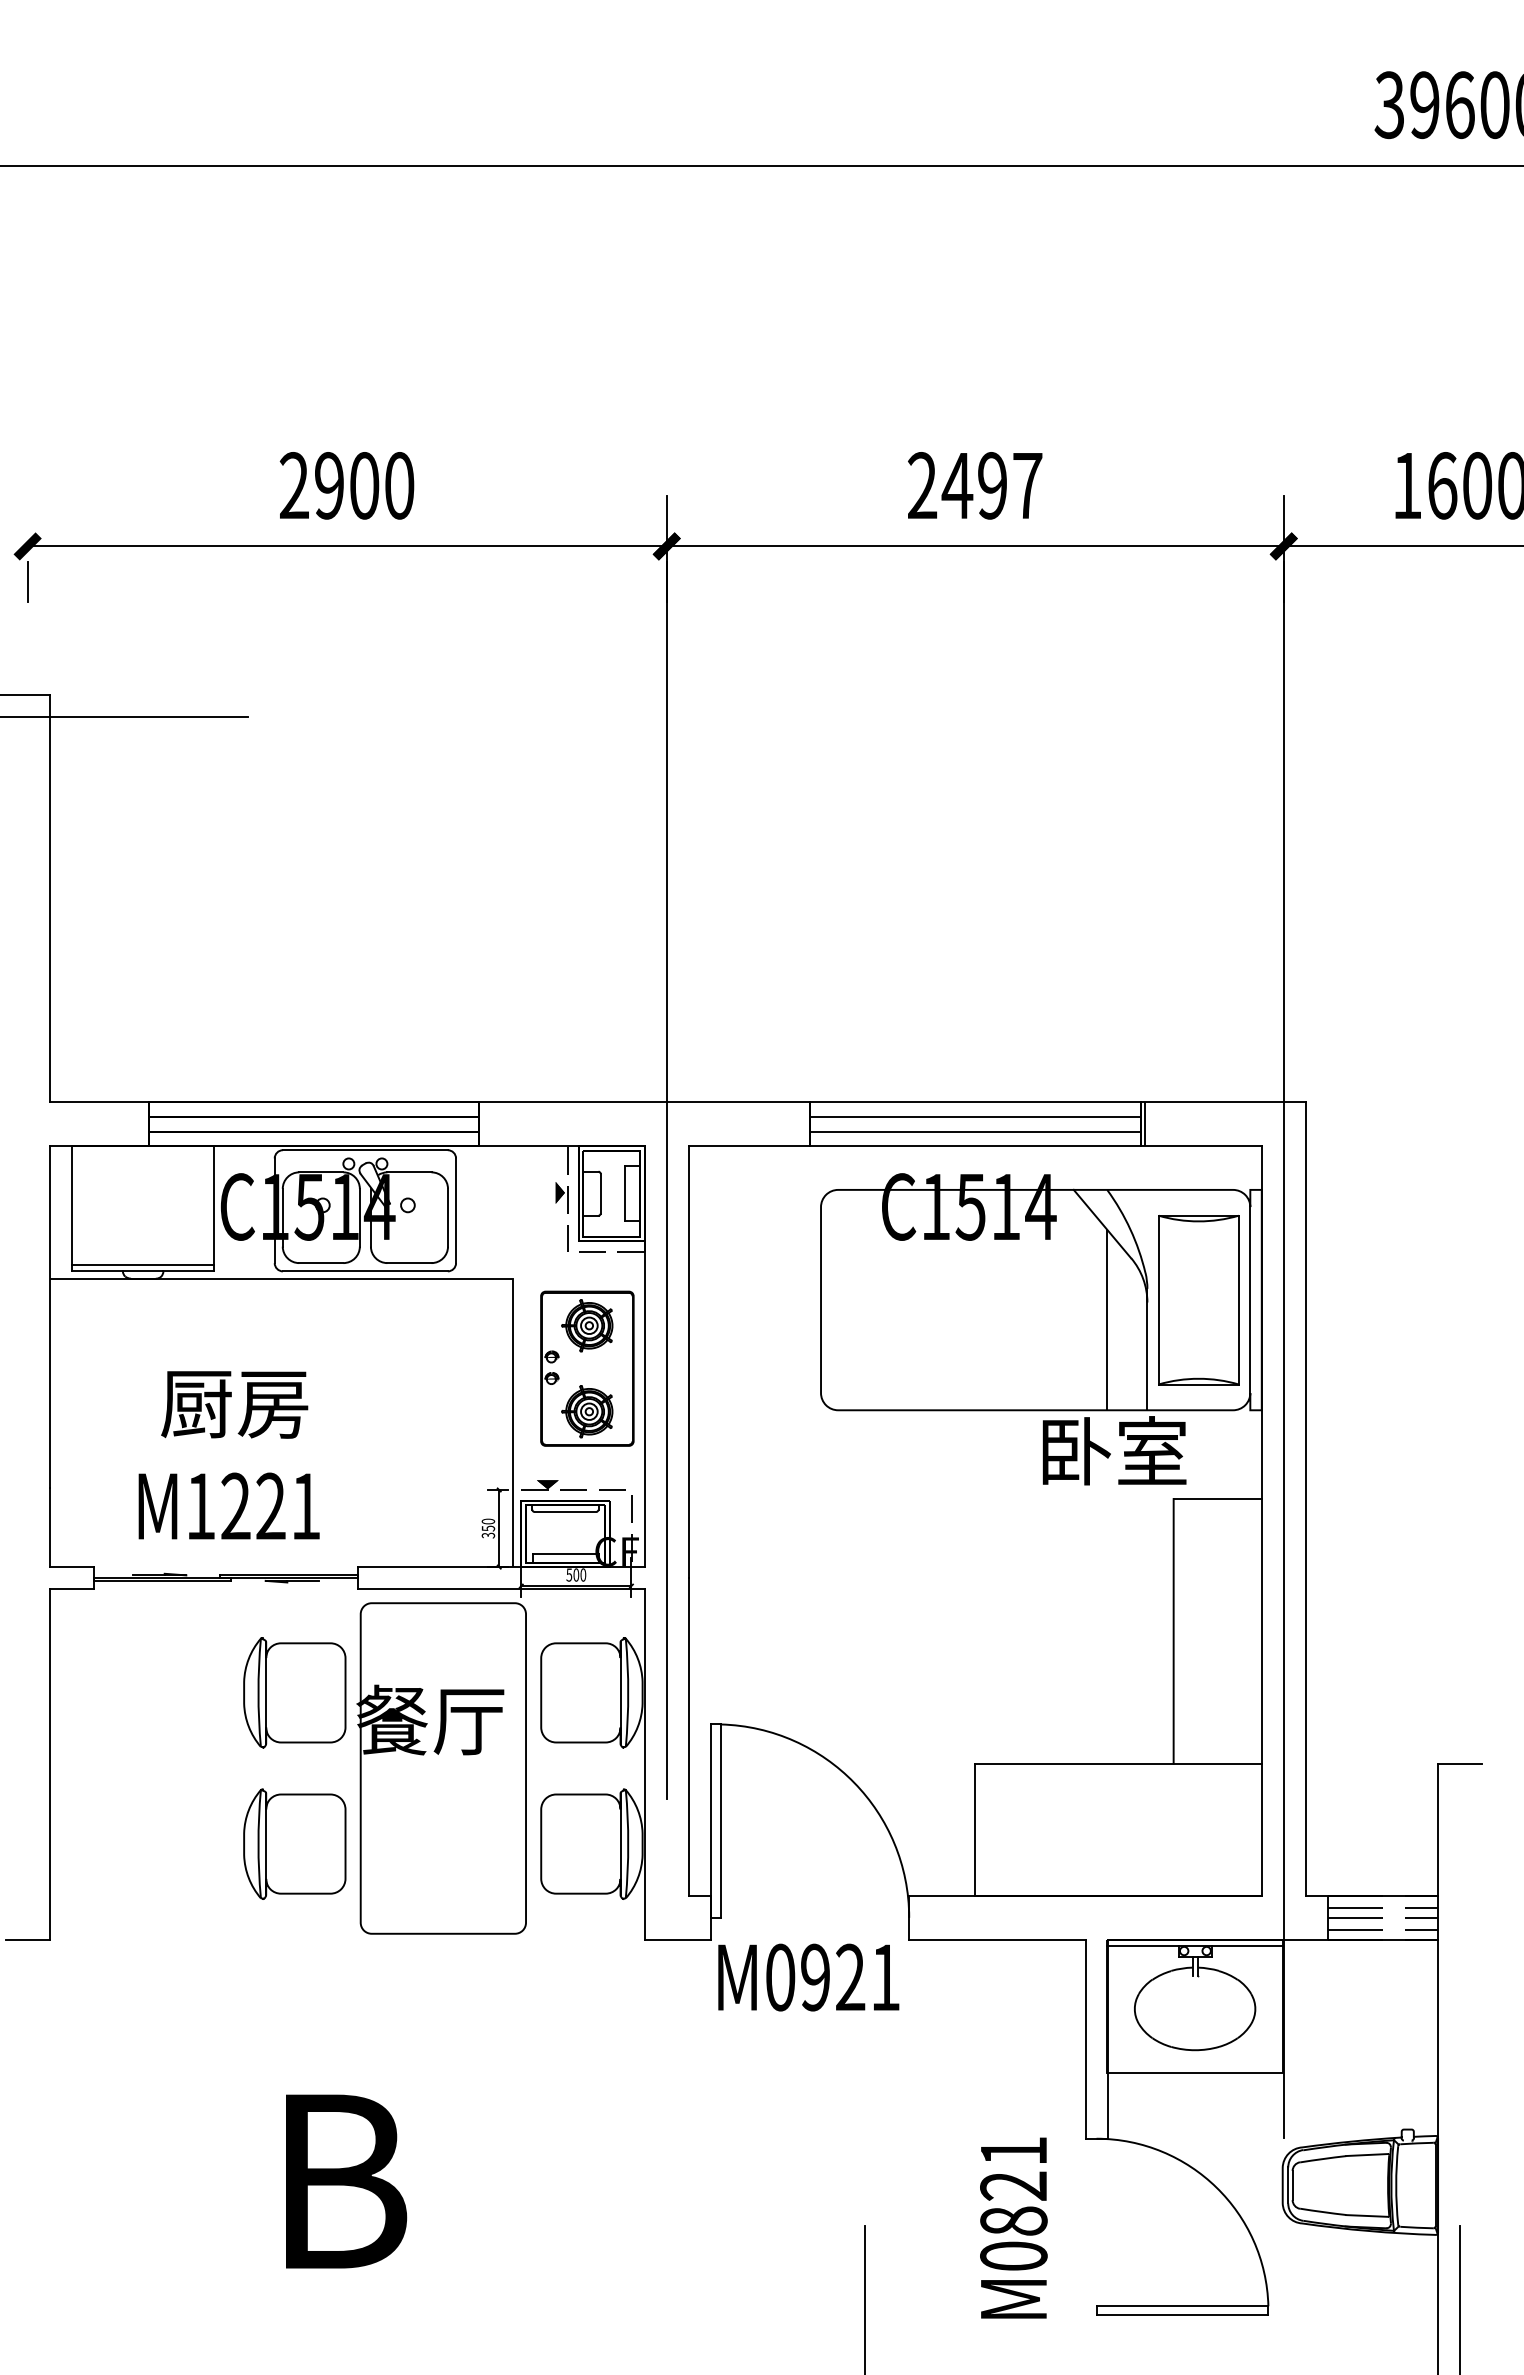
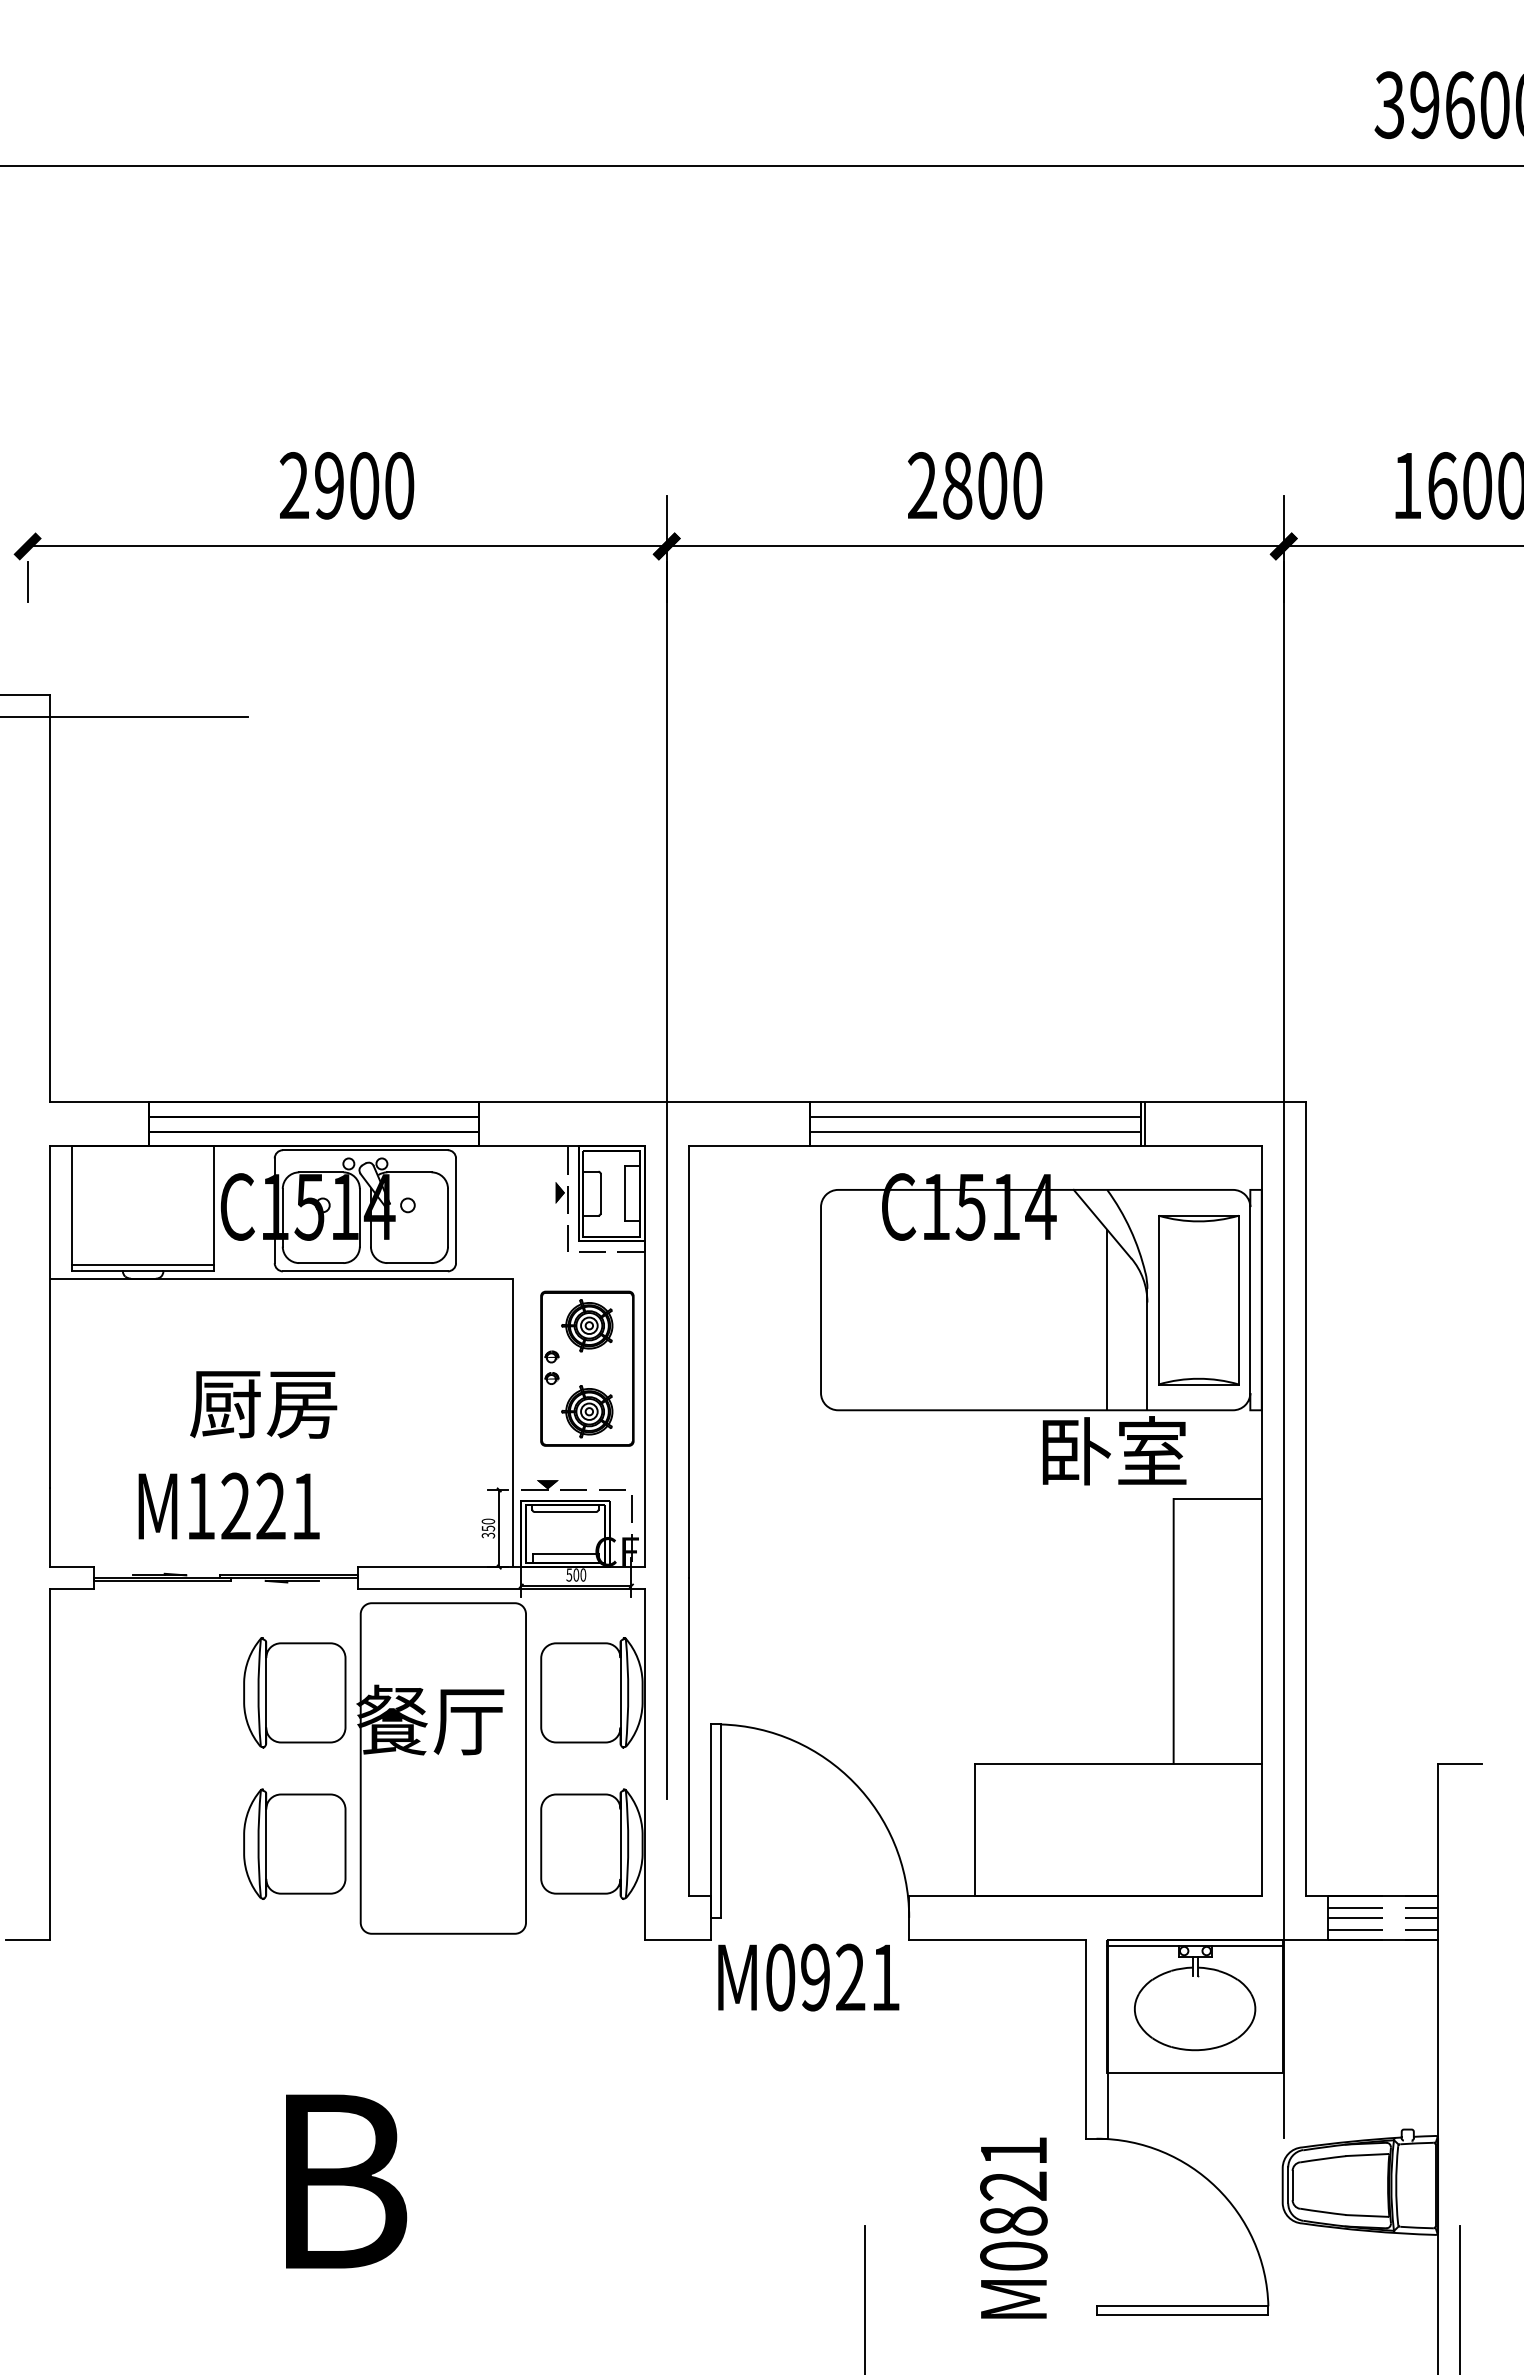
text: 2497 -> 2800 (991, 485)
text position: (234, 1404) -> (263, 1404) (263, 1404)
